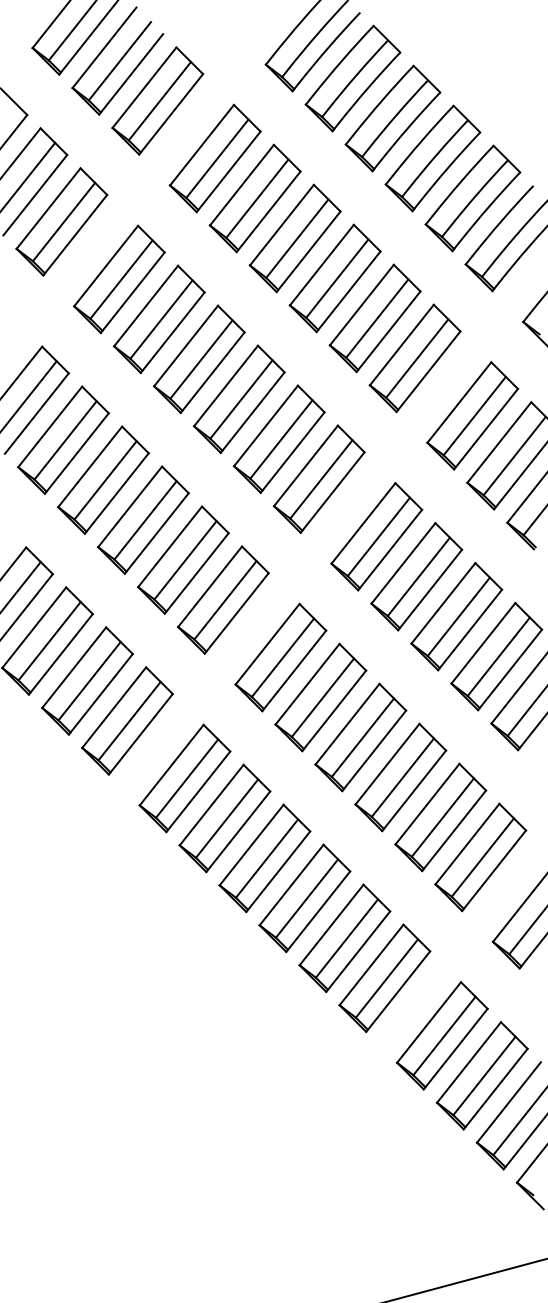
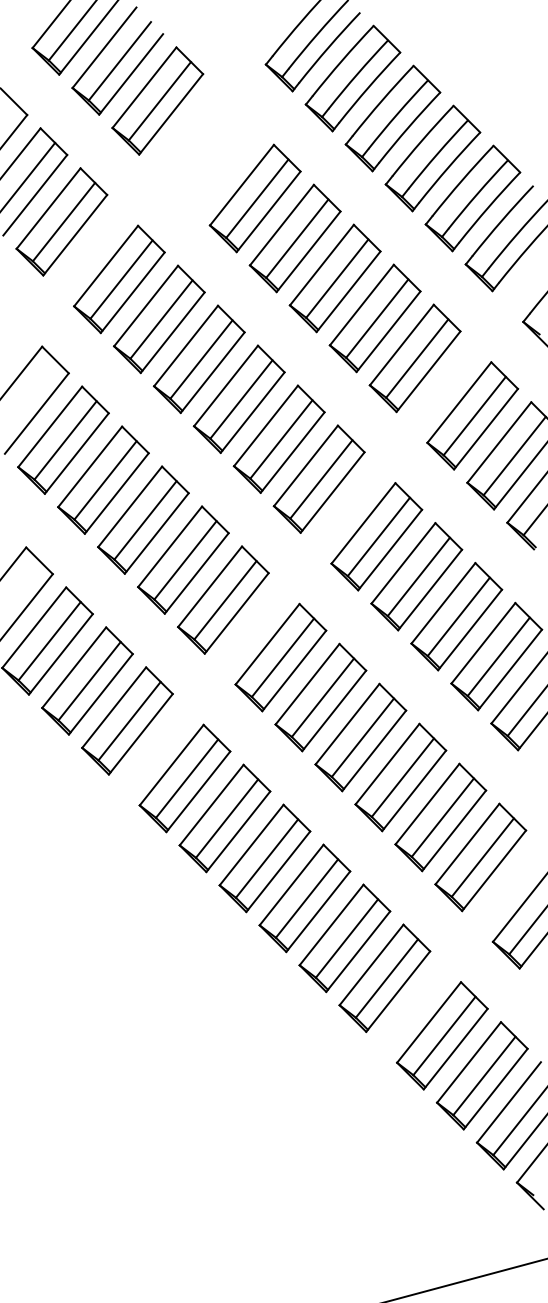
part: present -> none (214, 158)
line: present -> none (29, 395)
line: present -> none (21, 586)
